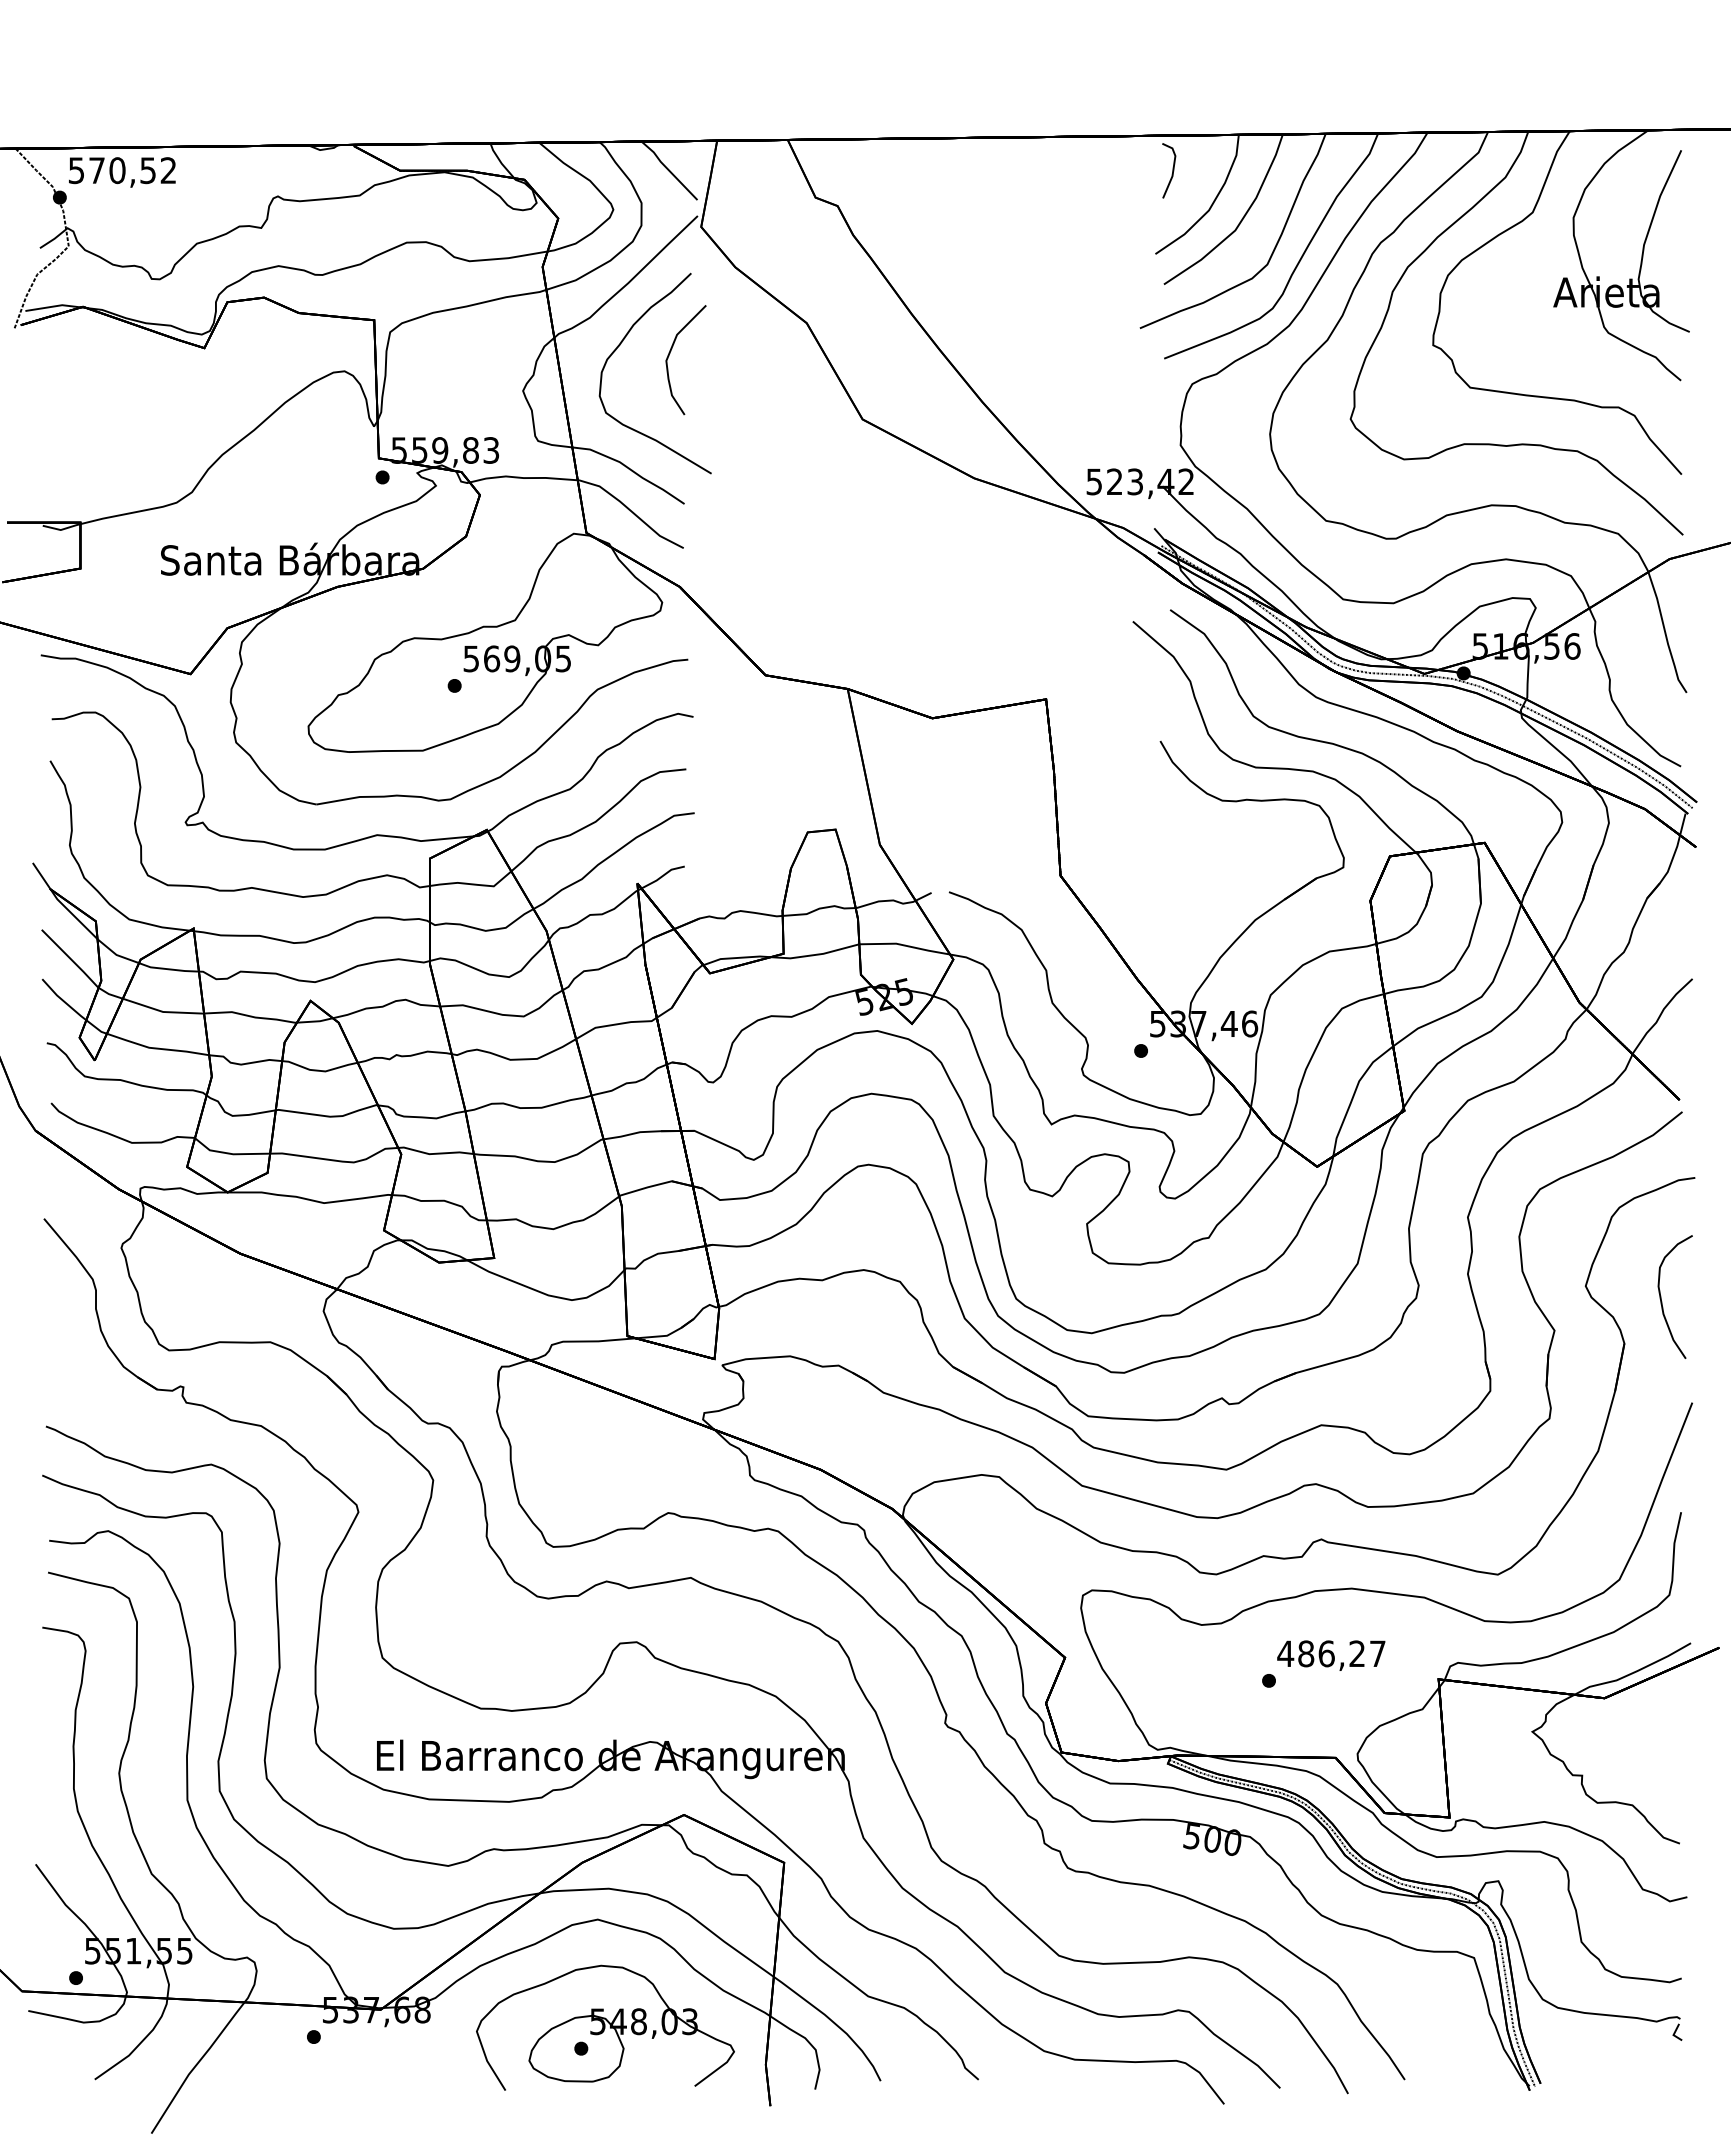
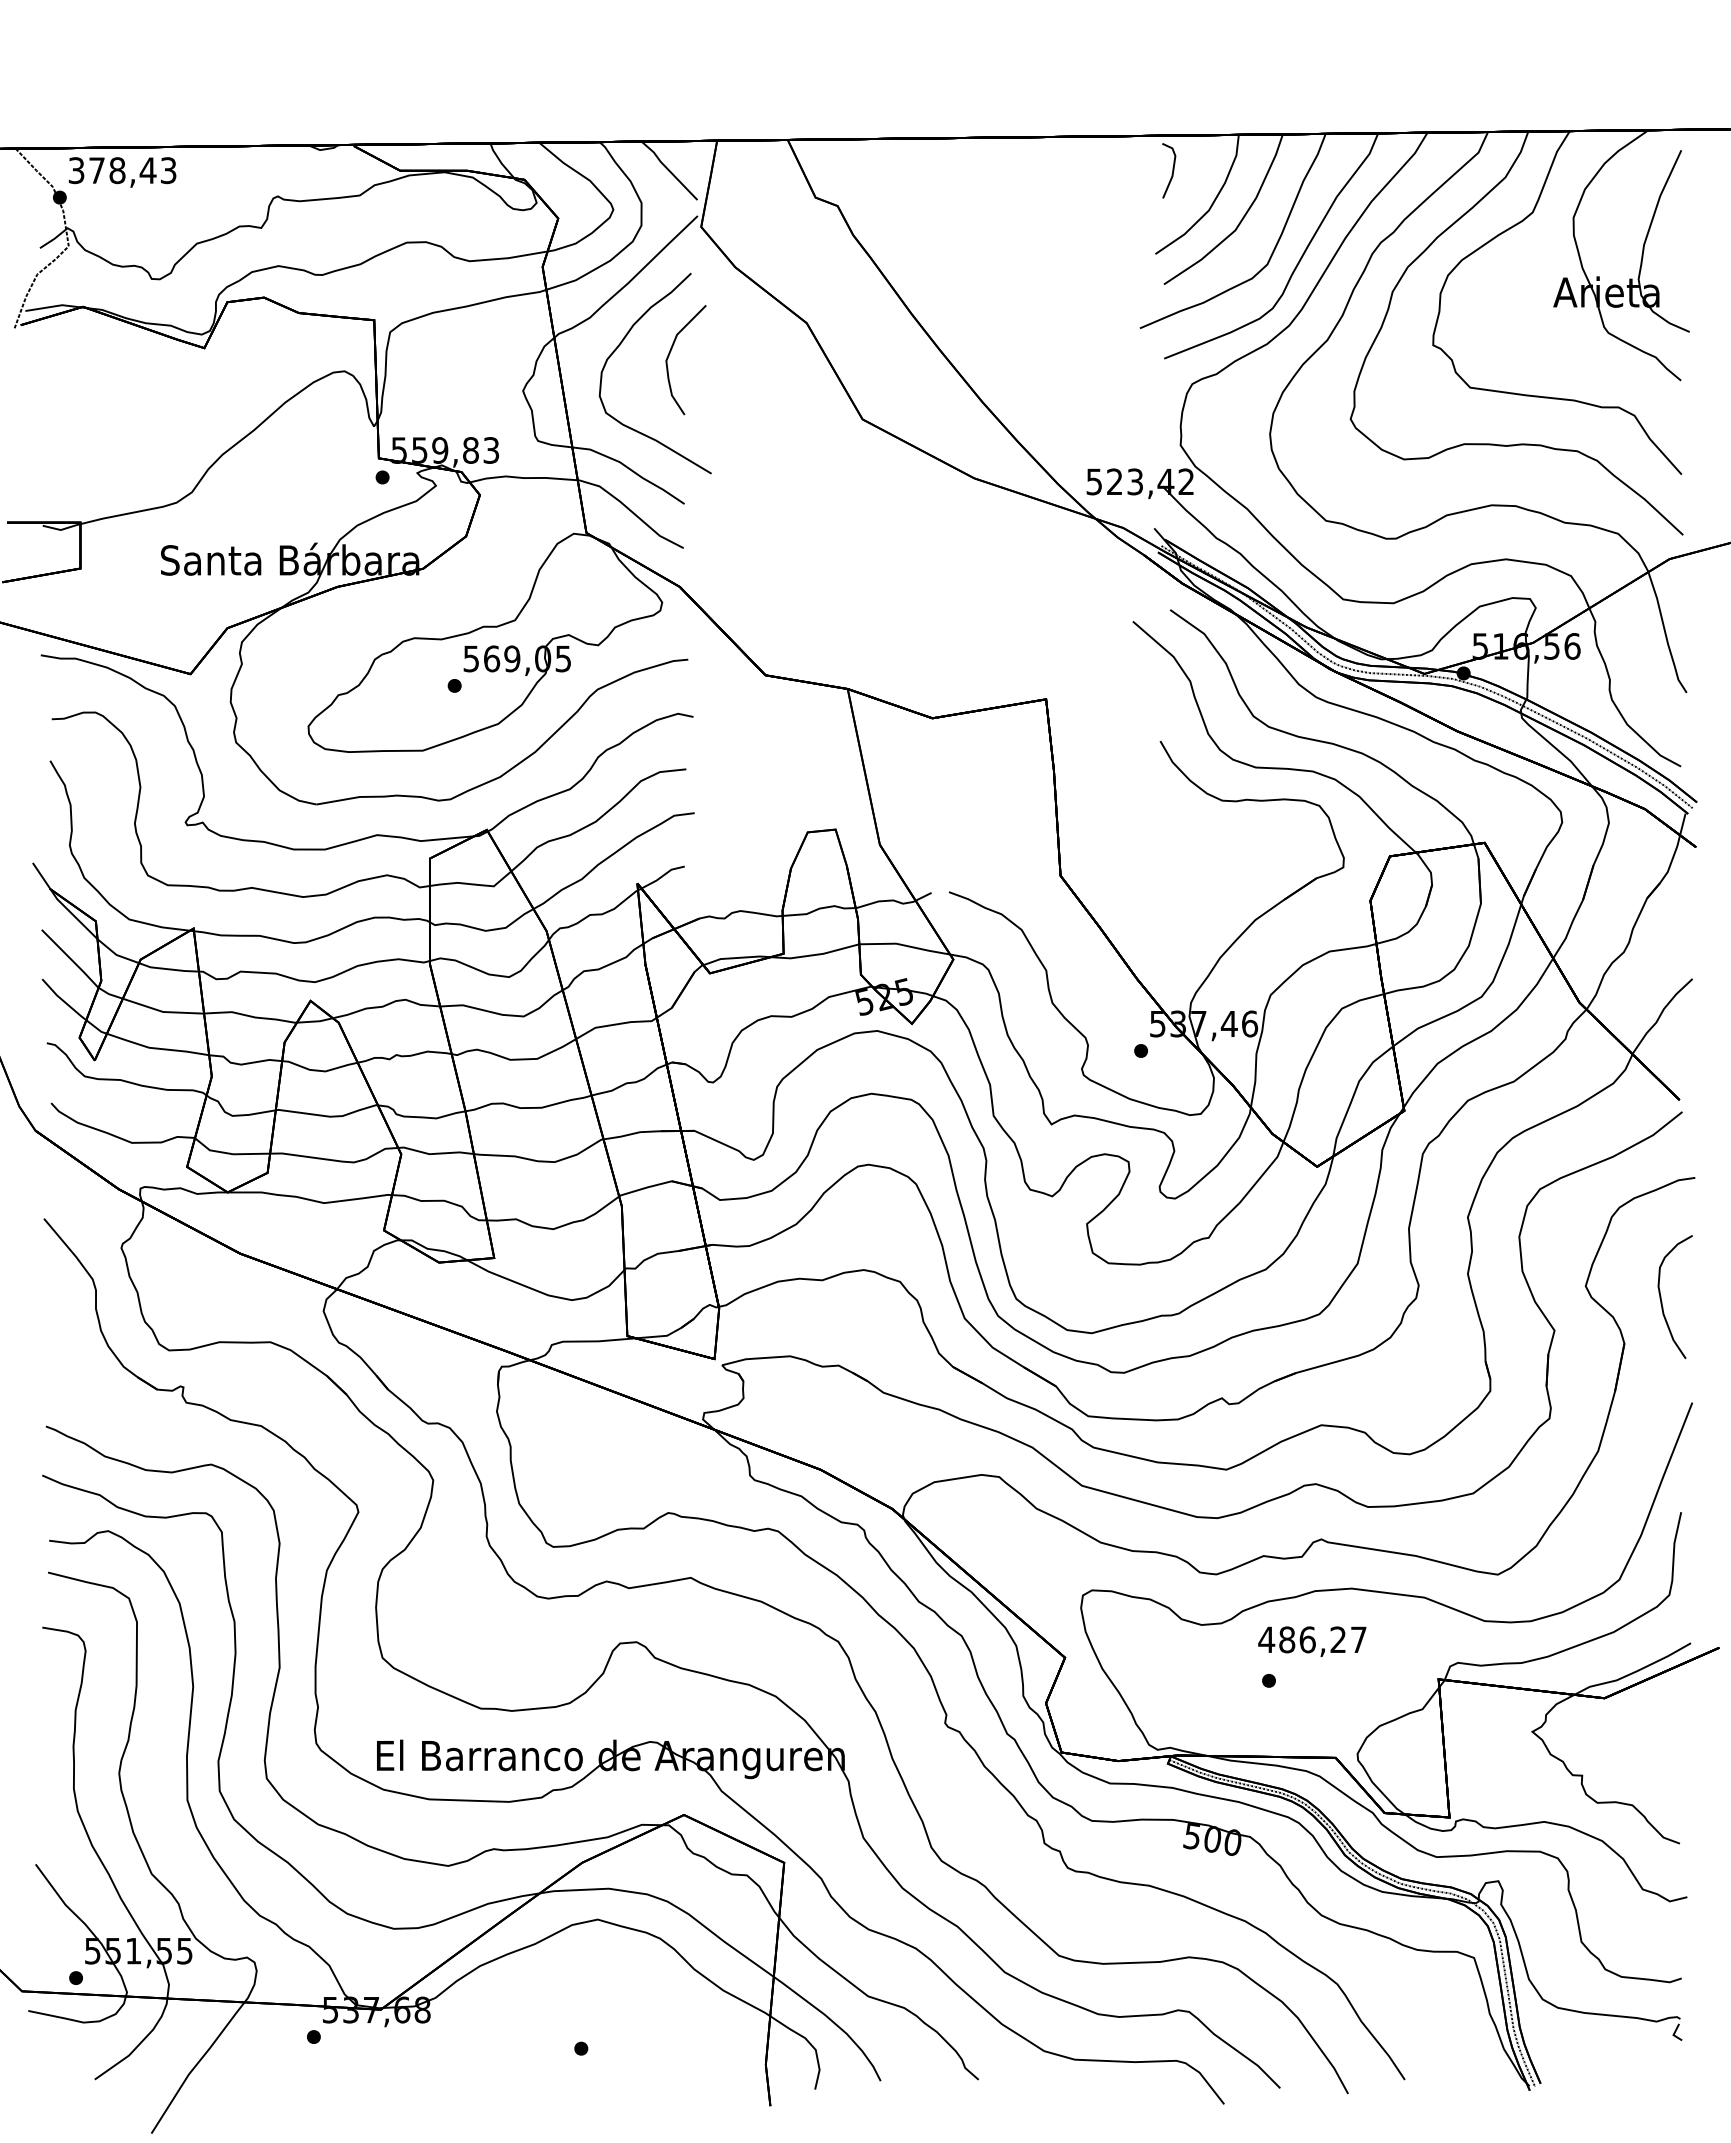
text: 570,52 -> 378,43 (122, 170)
text position: (1331, 1655) -> (1312, 1641) (1312, 1641)
part: present -> none (605, 2027)
